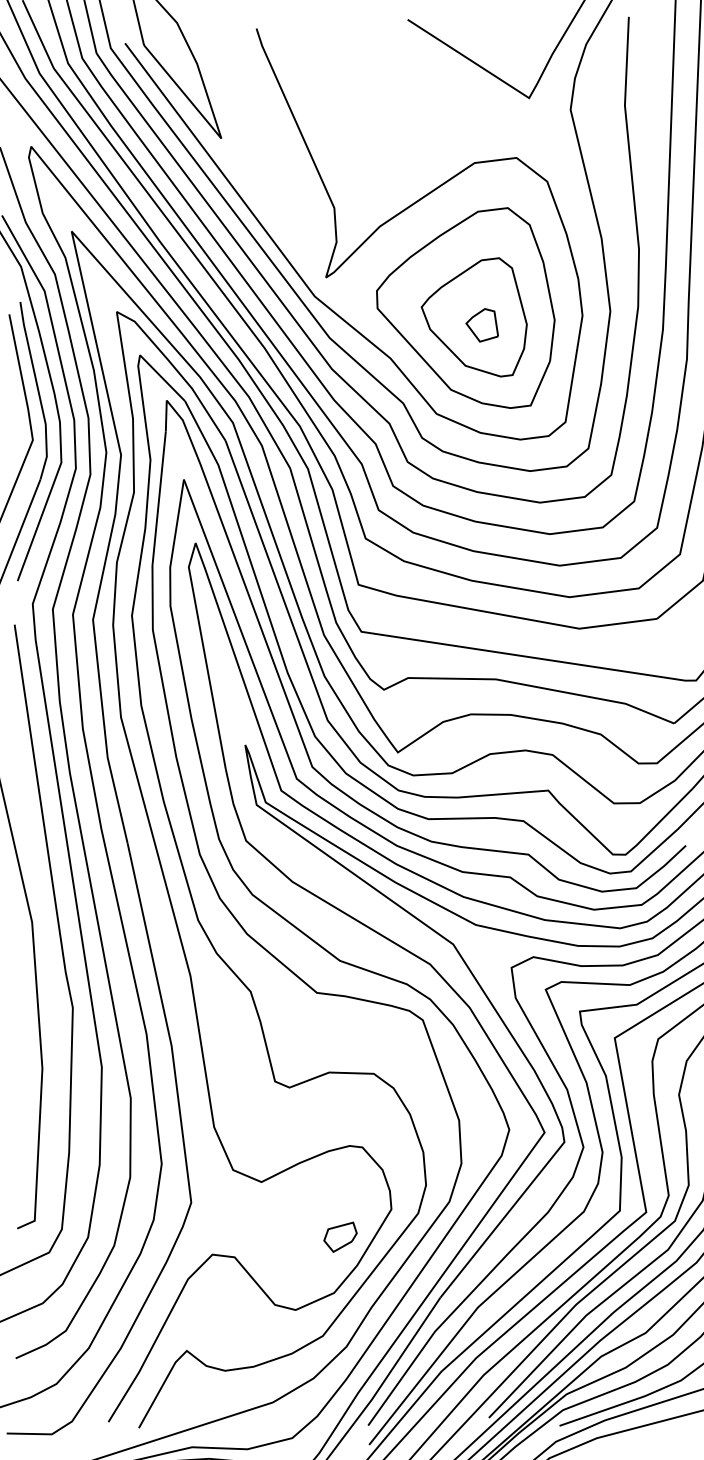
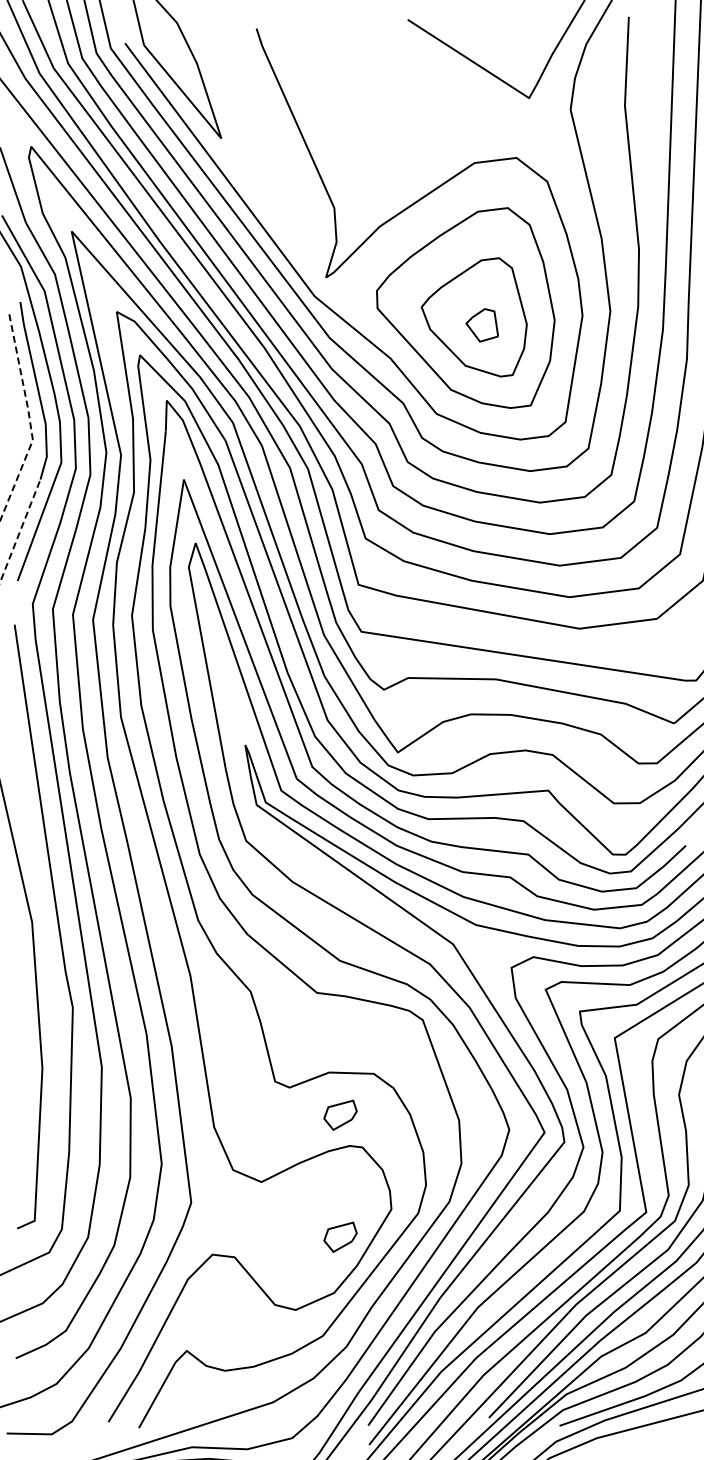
line: solid -> dashed (29, 420)
line: solid -> dashed (20, 530)
part: none -> present (340, 1114)
